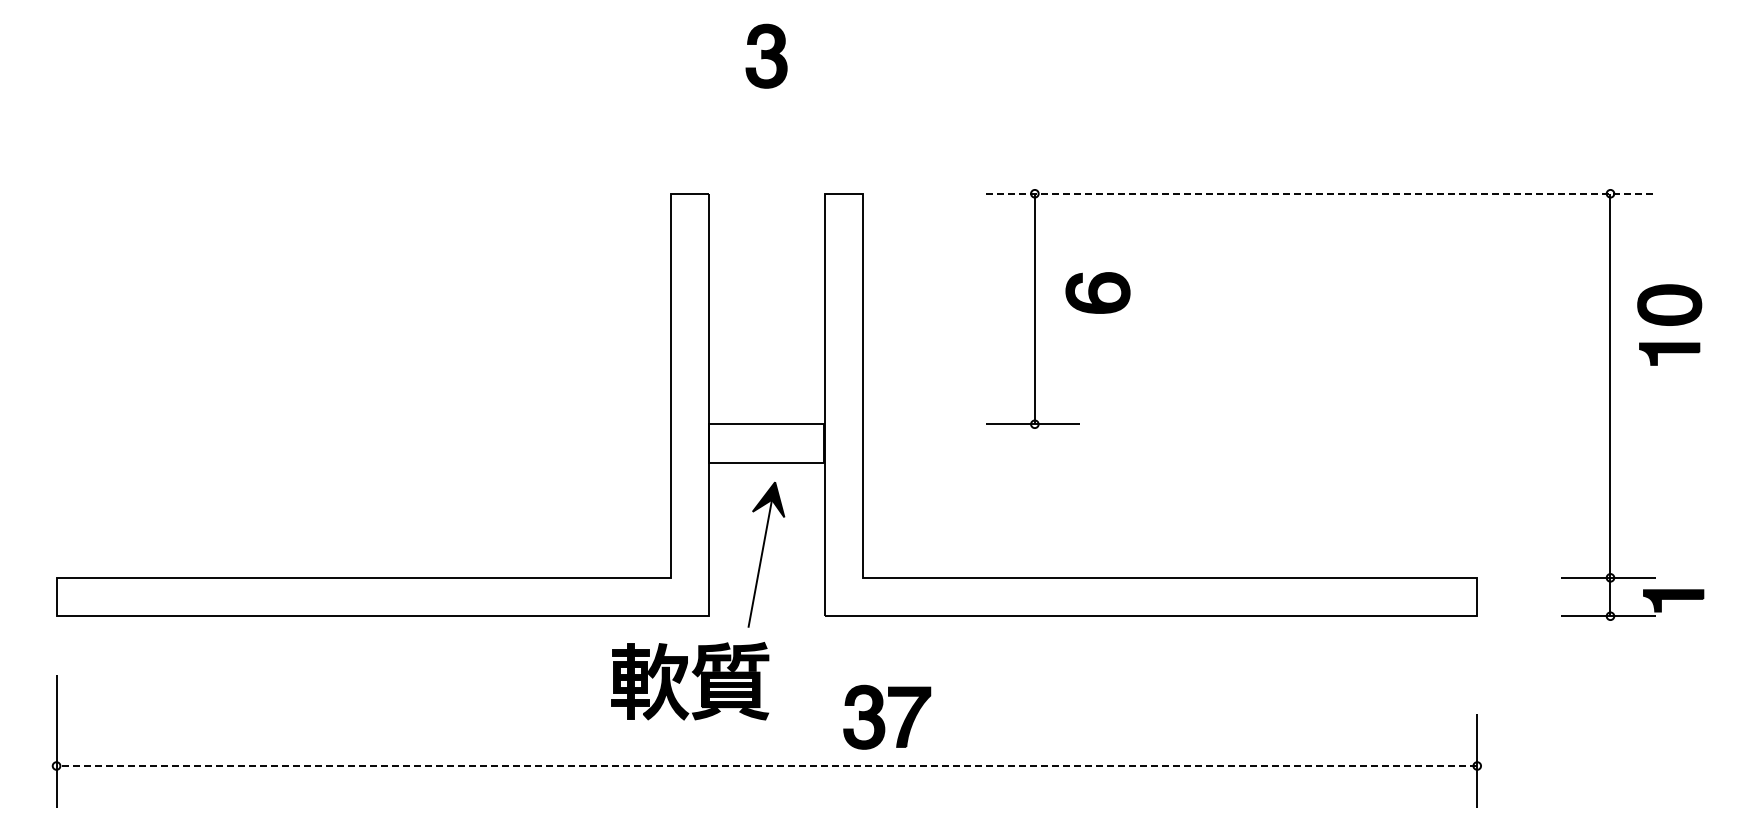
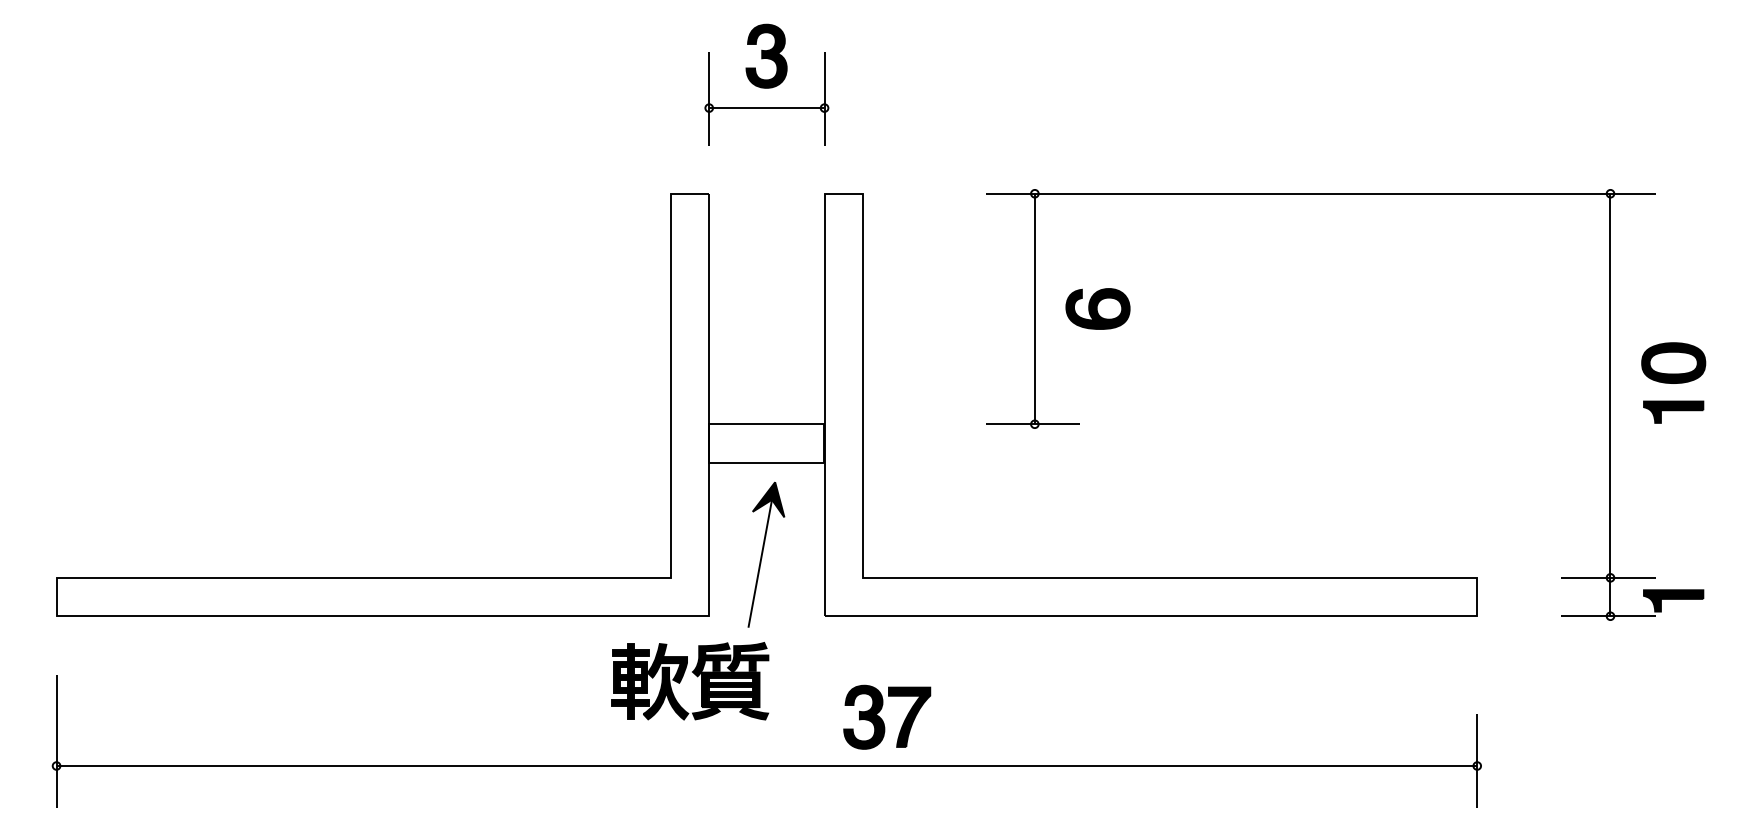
part: none -> present (766, 107)
line: dashed -> solid (1321, 193)
part position: (1097, 292) -> (1097, 308) (1097, 308)
part position: (1669, 324) -> (1673, 382) (1673, 382)
line: dashed -> solid (766, 766)
